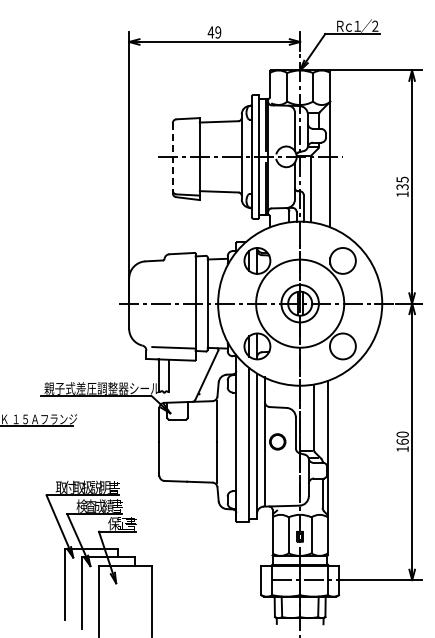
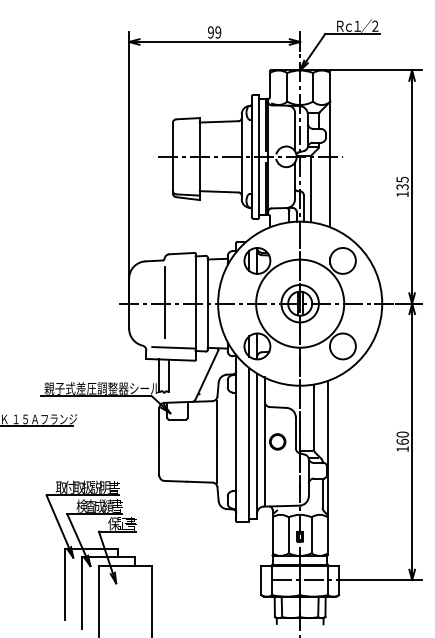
text: 49 -> 99 (210, 32)
line: dashed -> solid (172, 156)
line: none -> present (164, 302)
